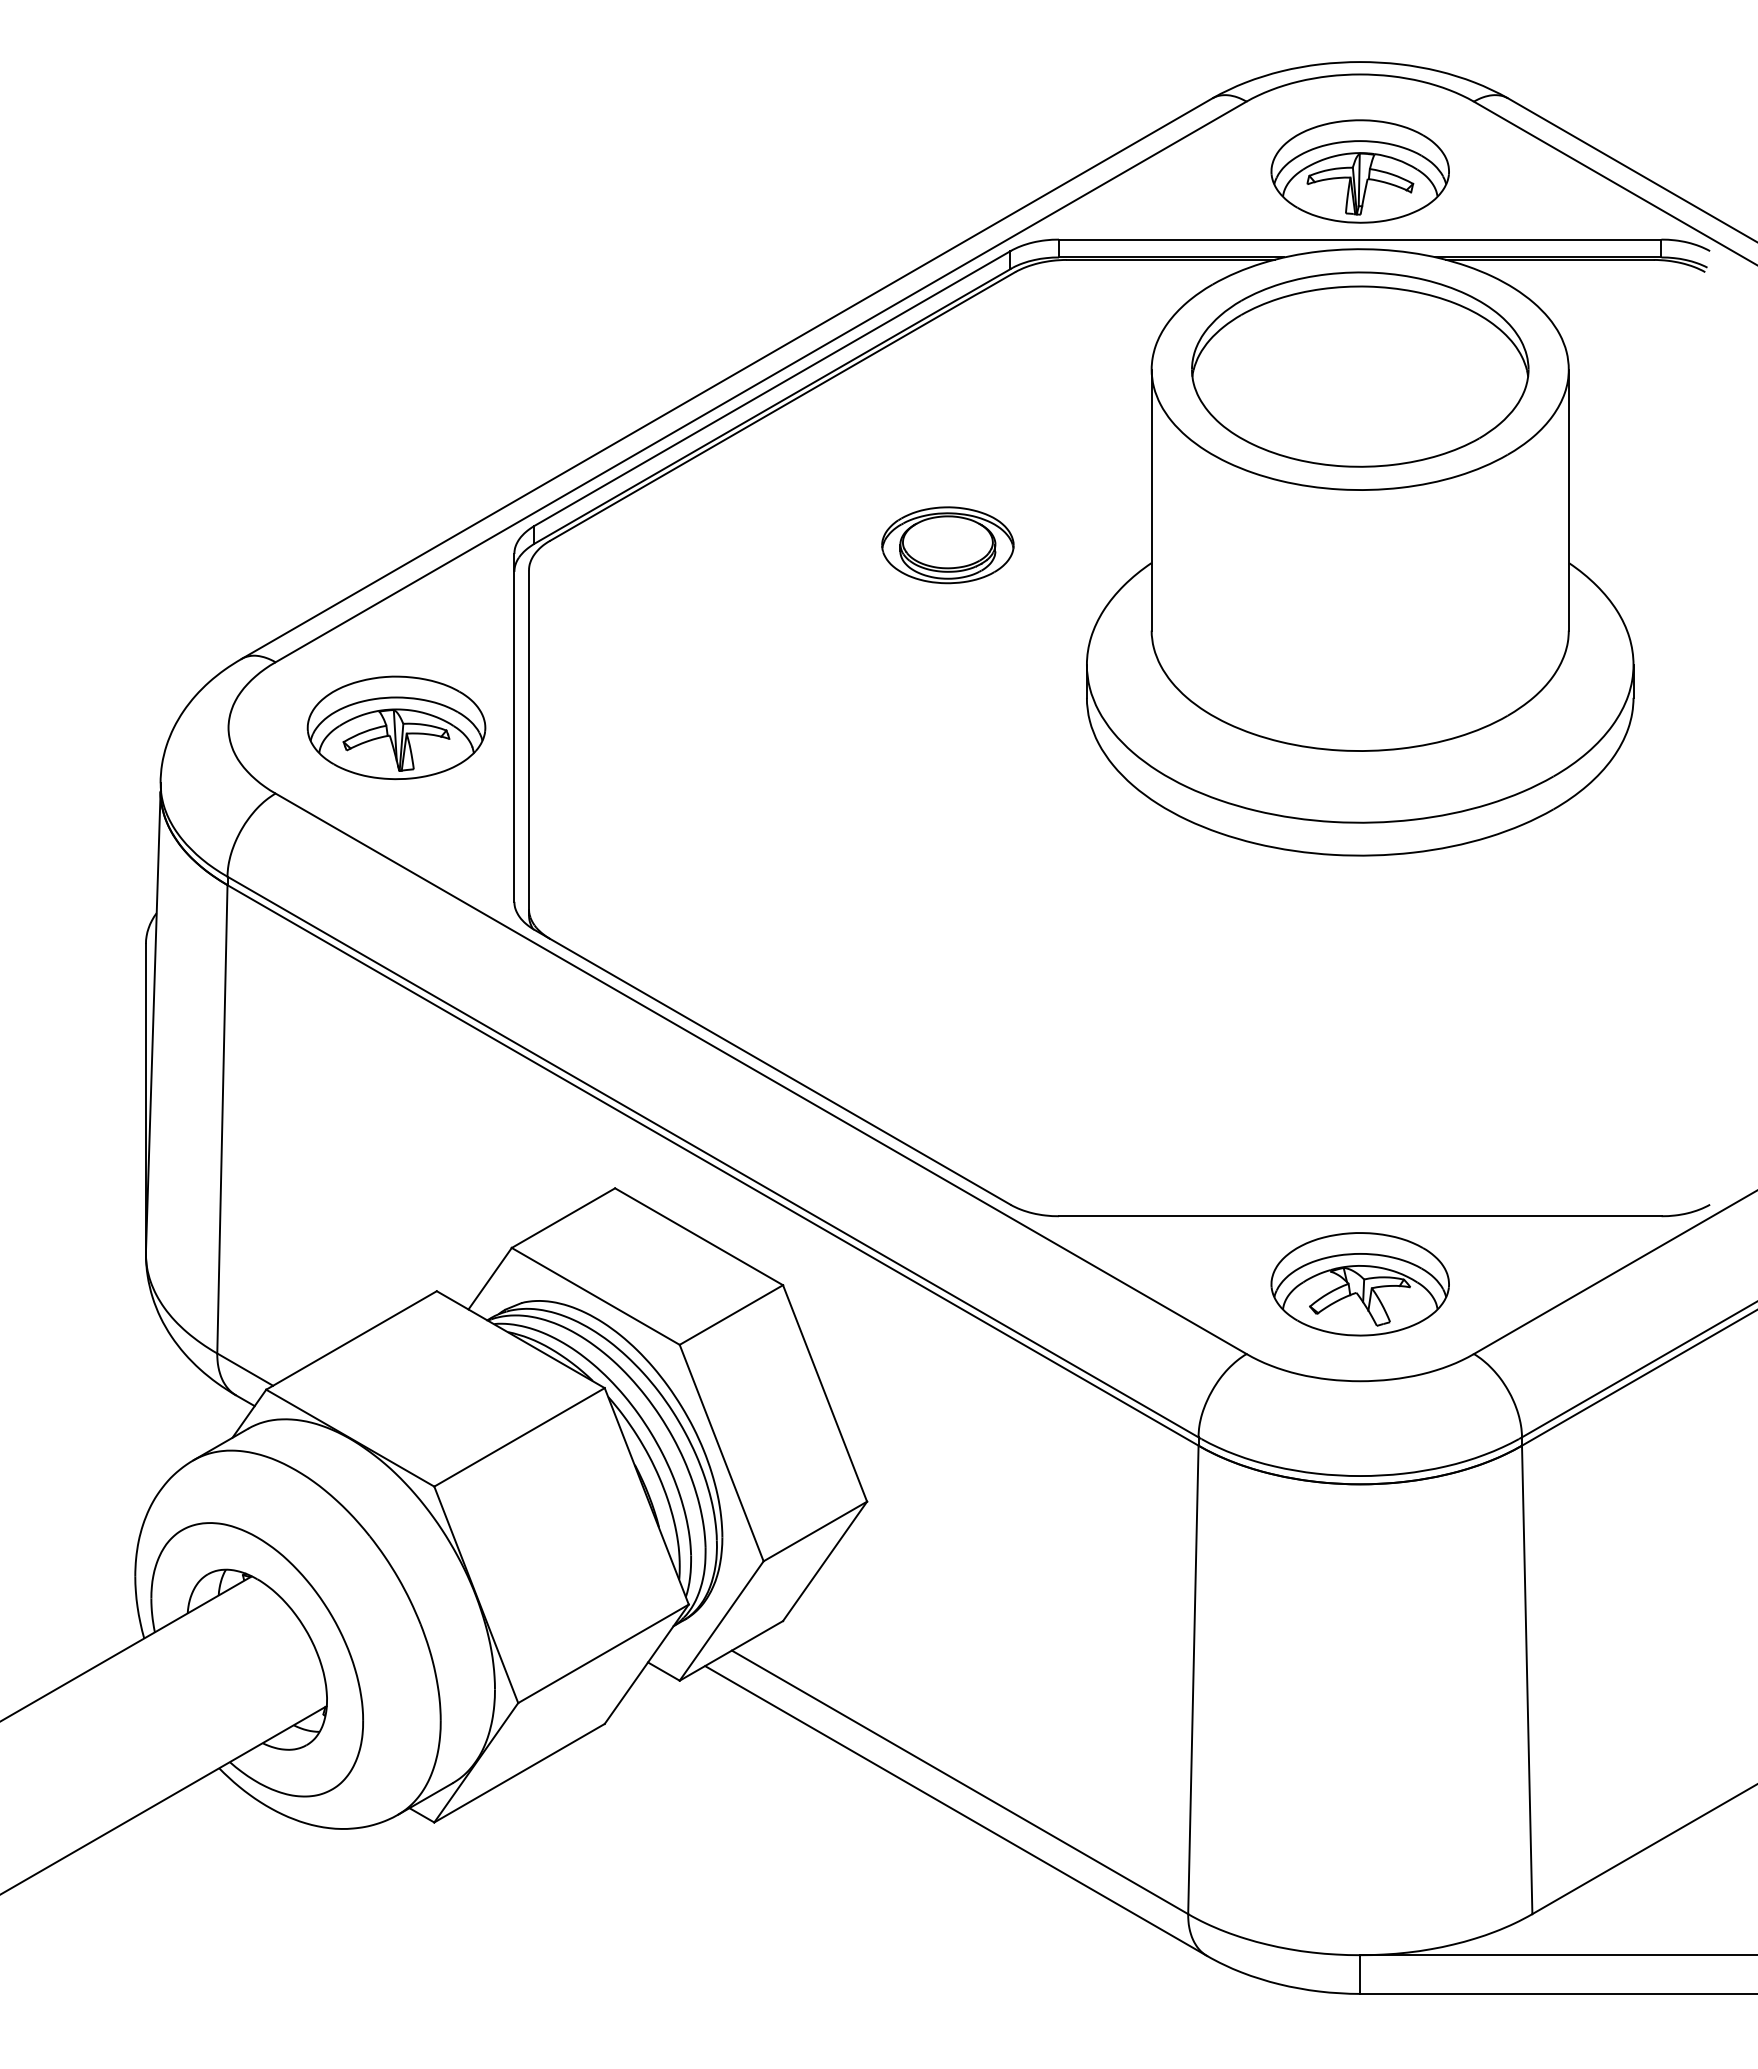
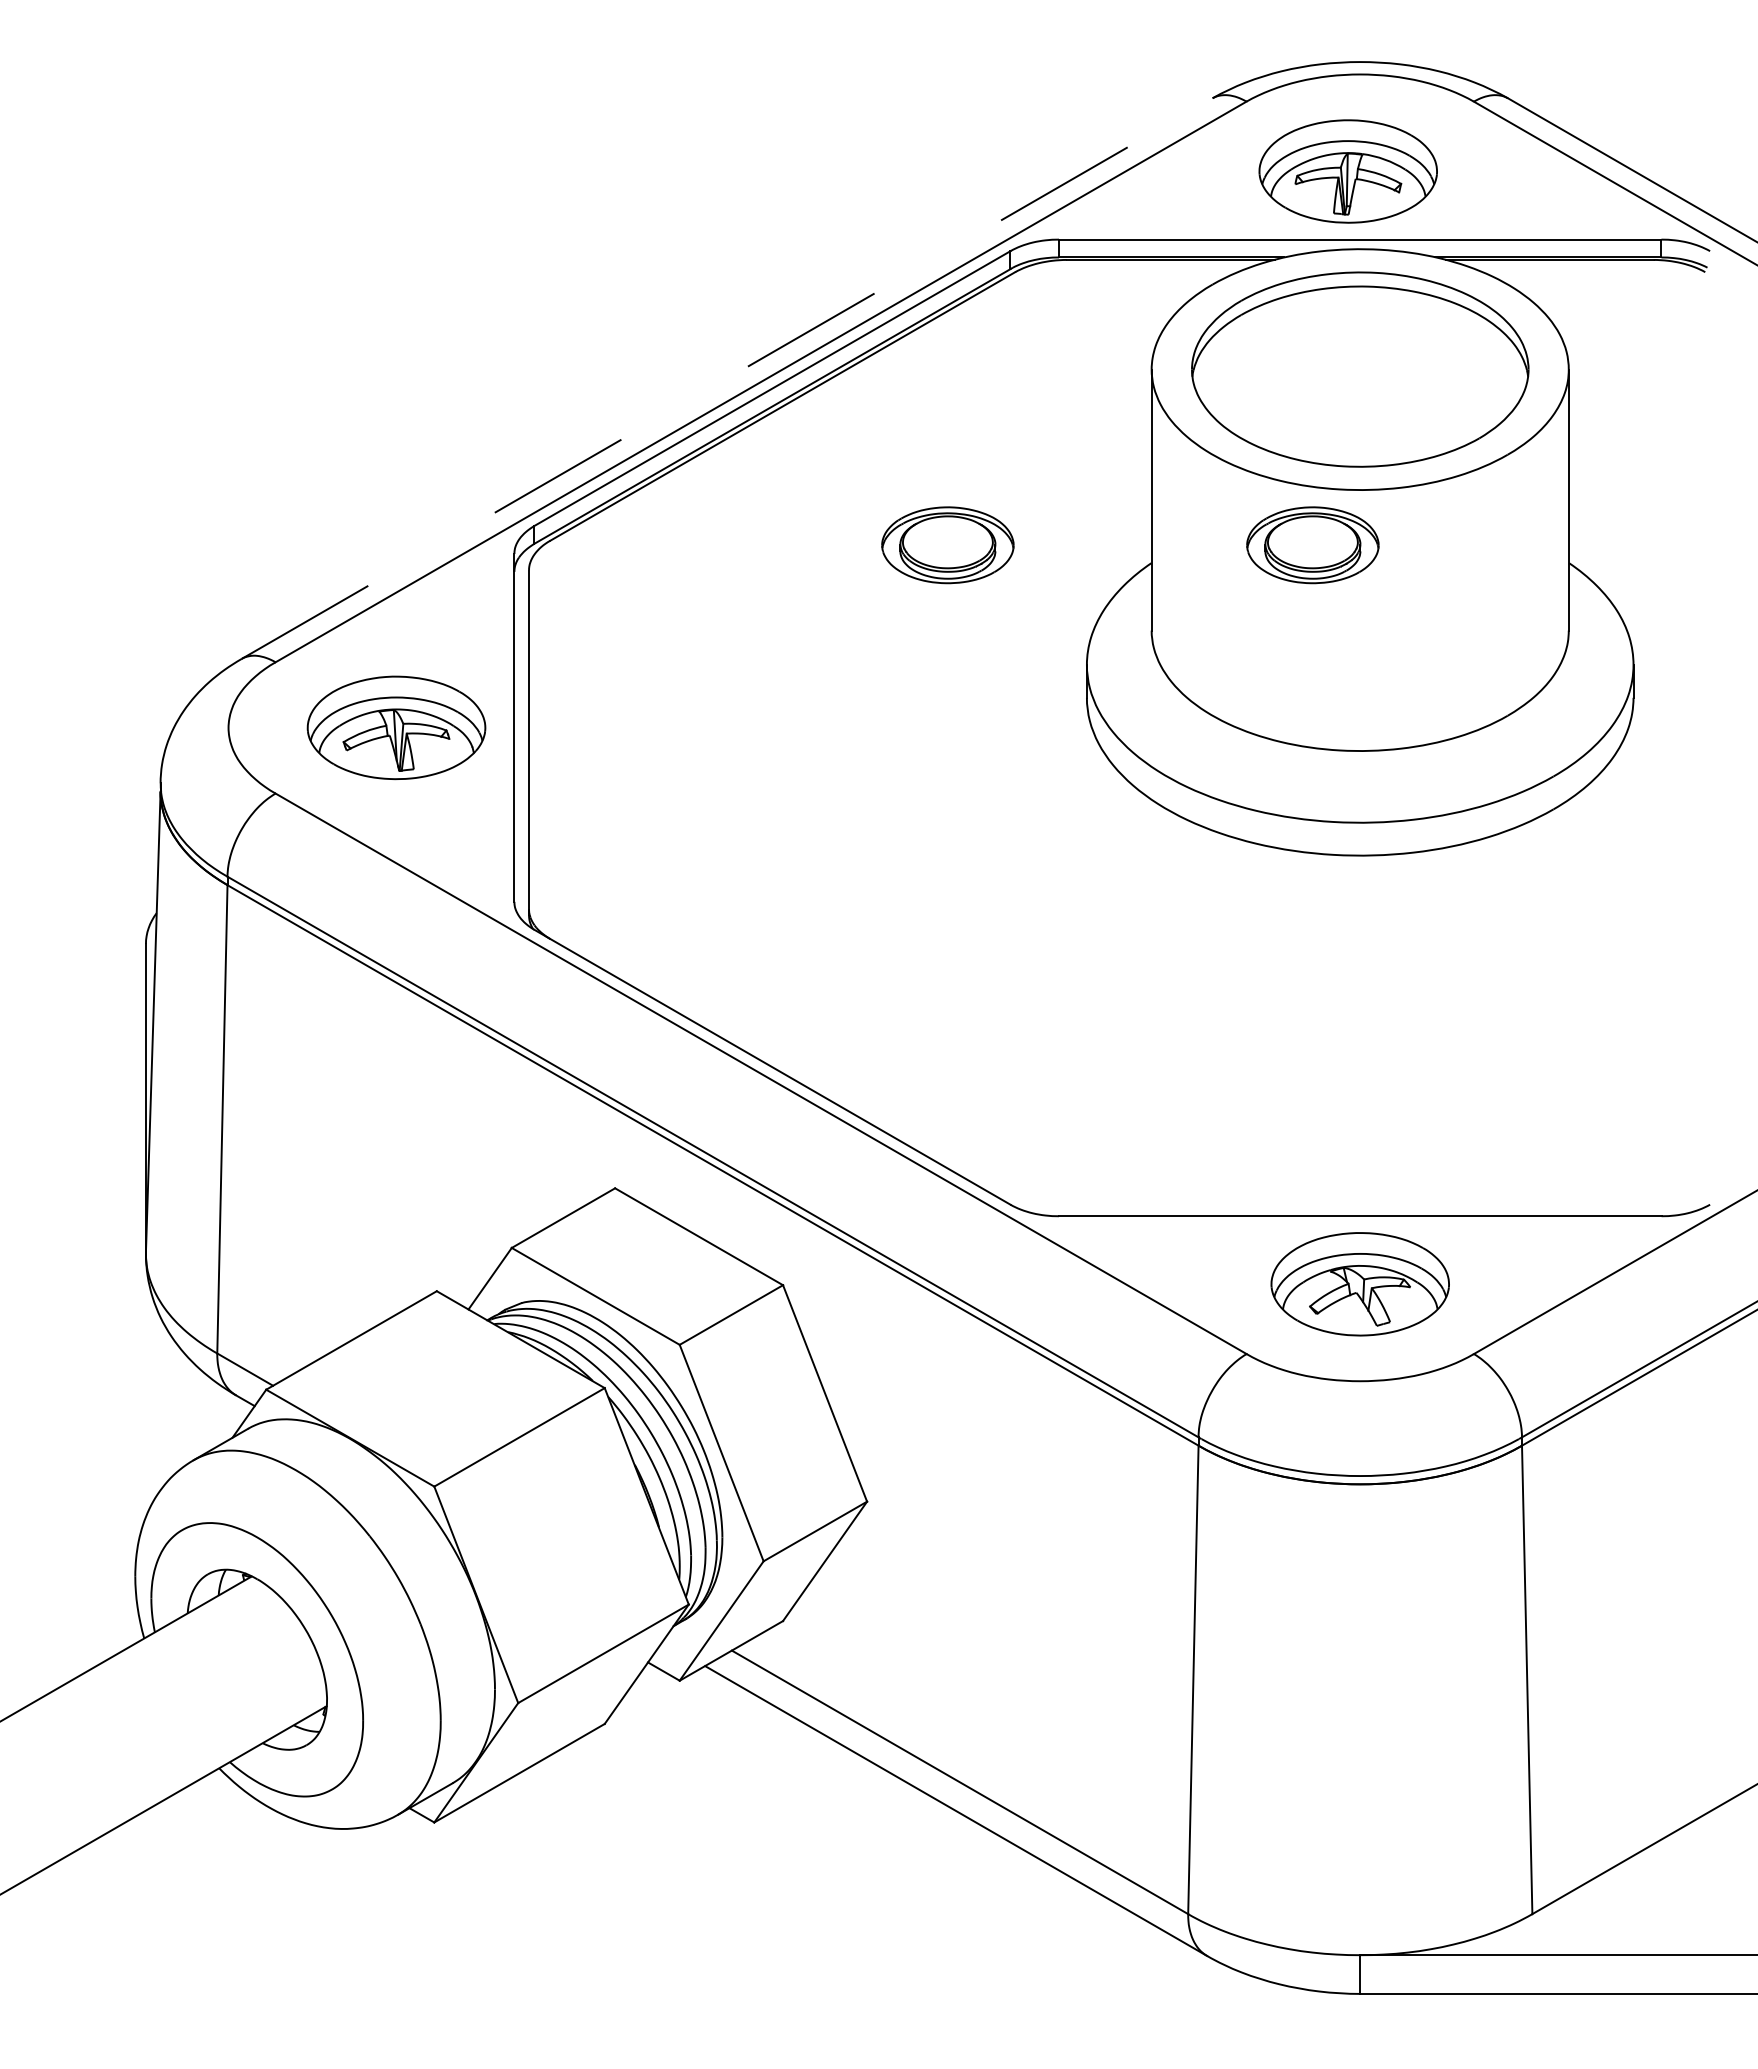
part position: (1359, 171) -> (1347, 171) (1347, 171)
line: solid -> dashed (727, 378)
part: none -> present (1312, 545)
